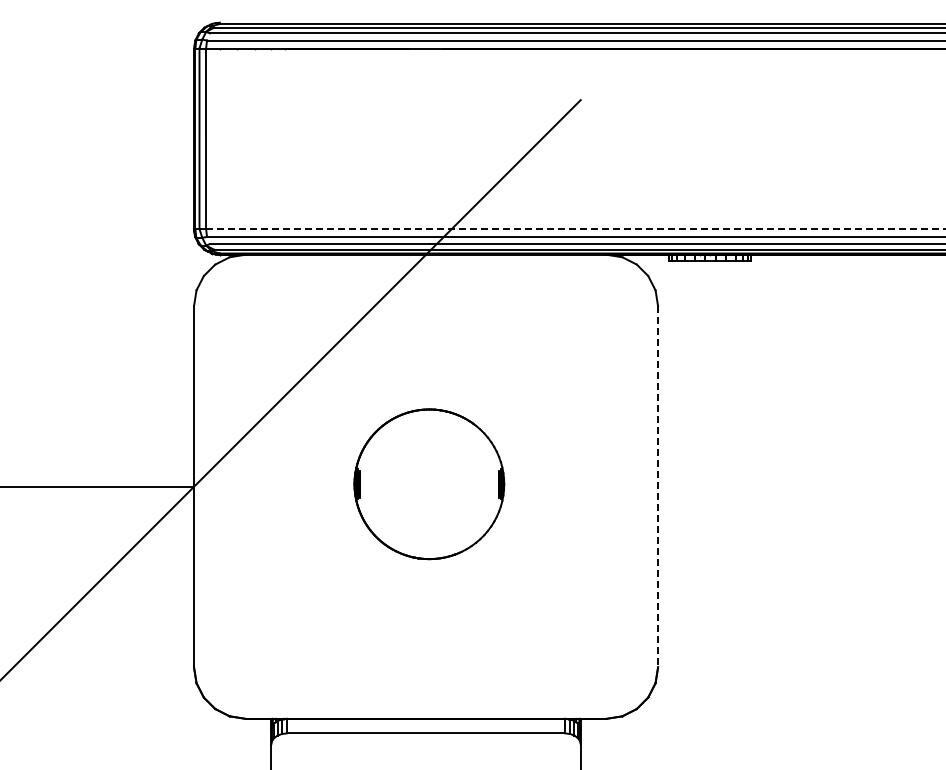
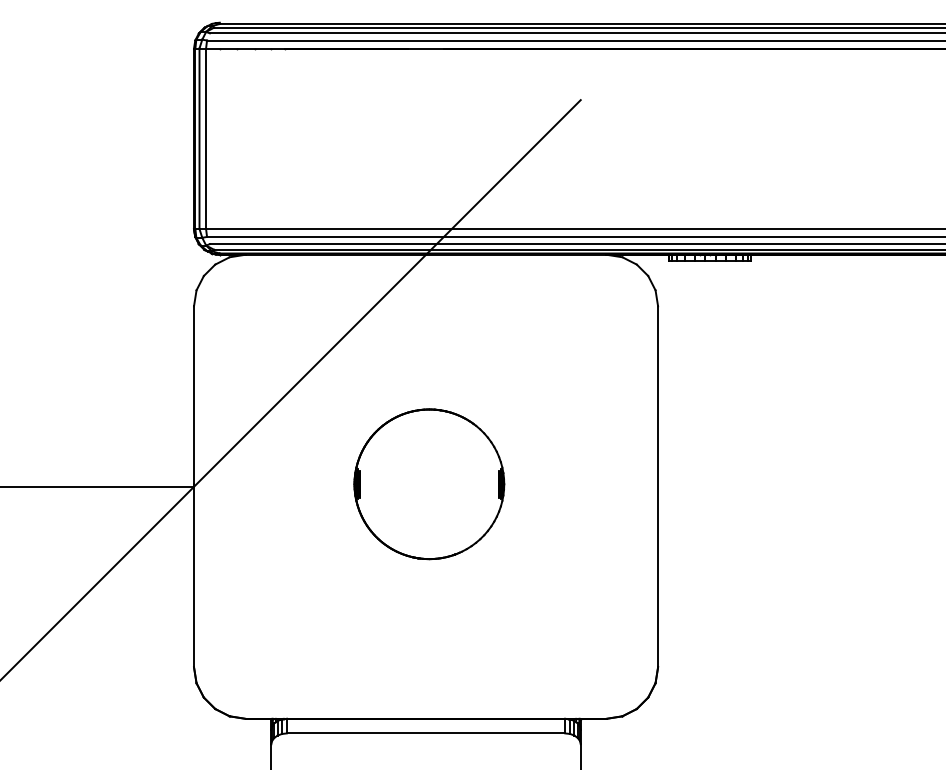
line: dashed -> solid (576, 228)
line: dashed -> solid (658, 487)
